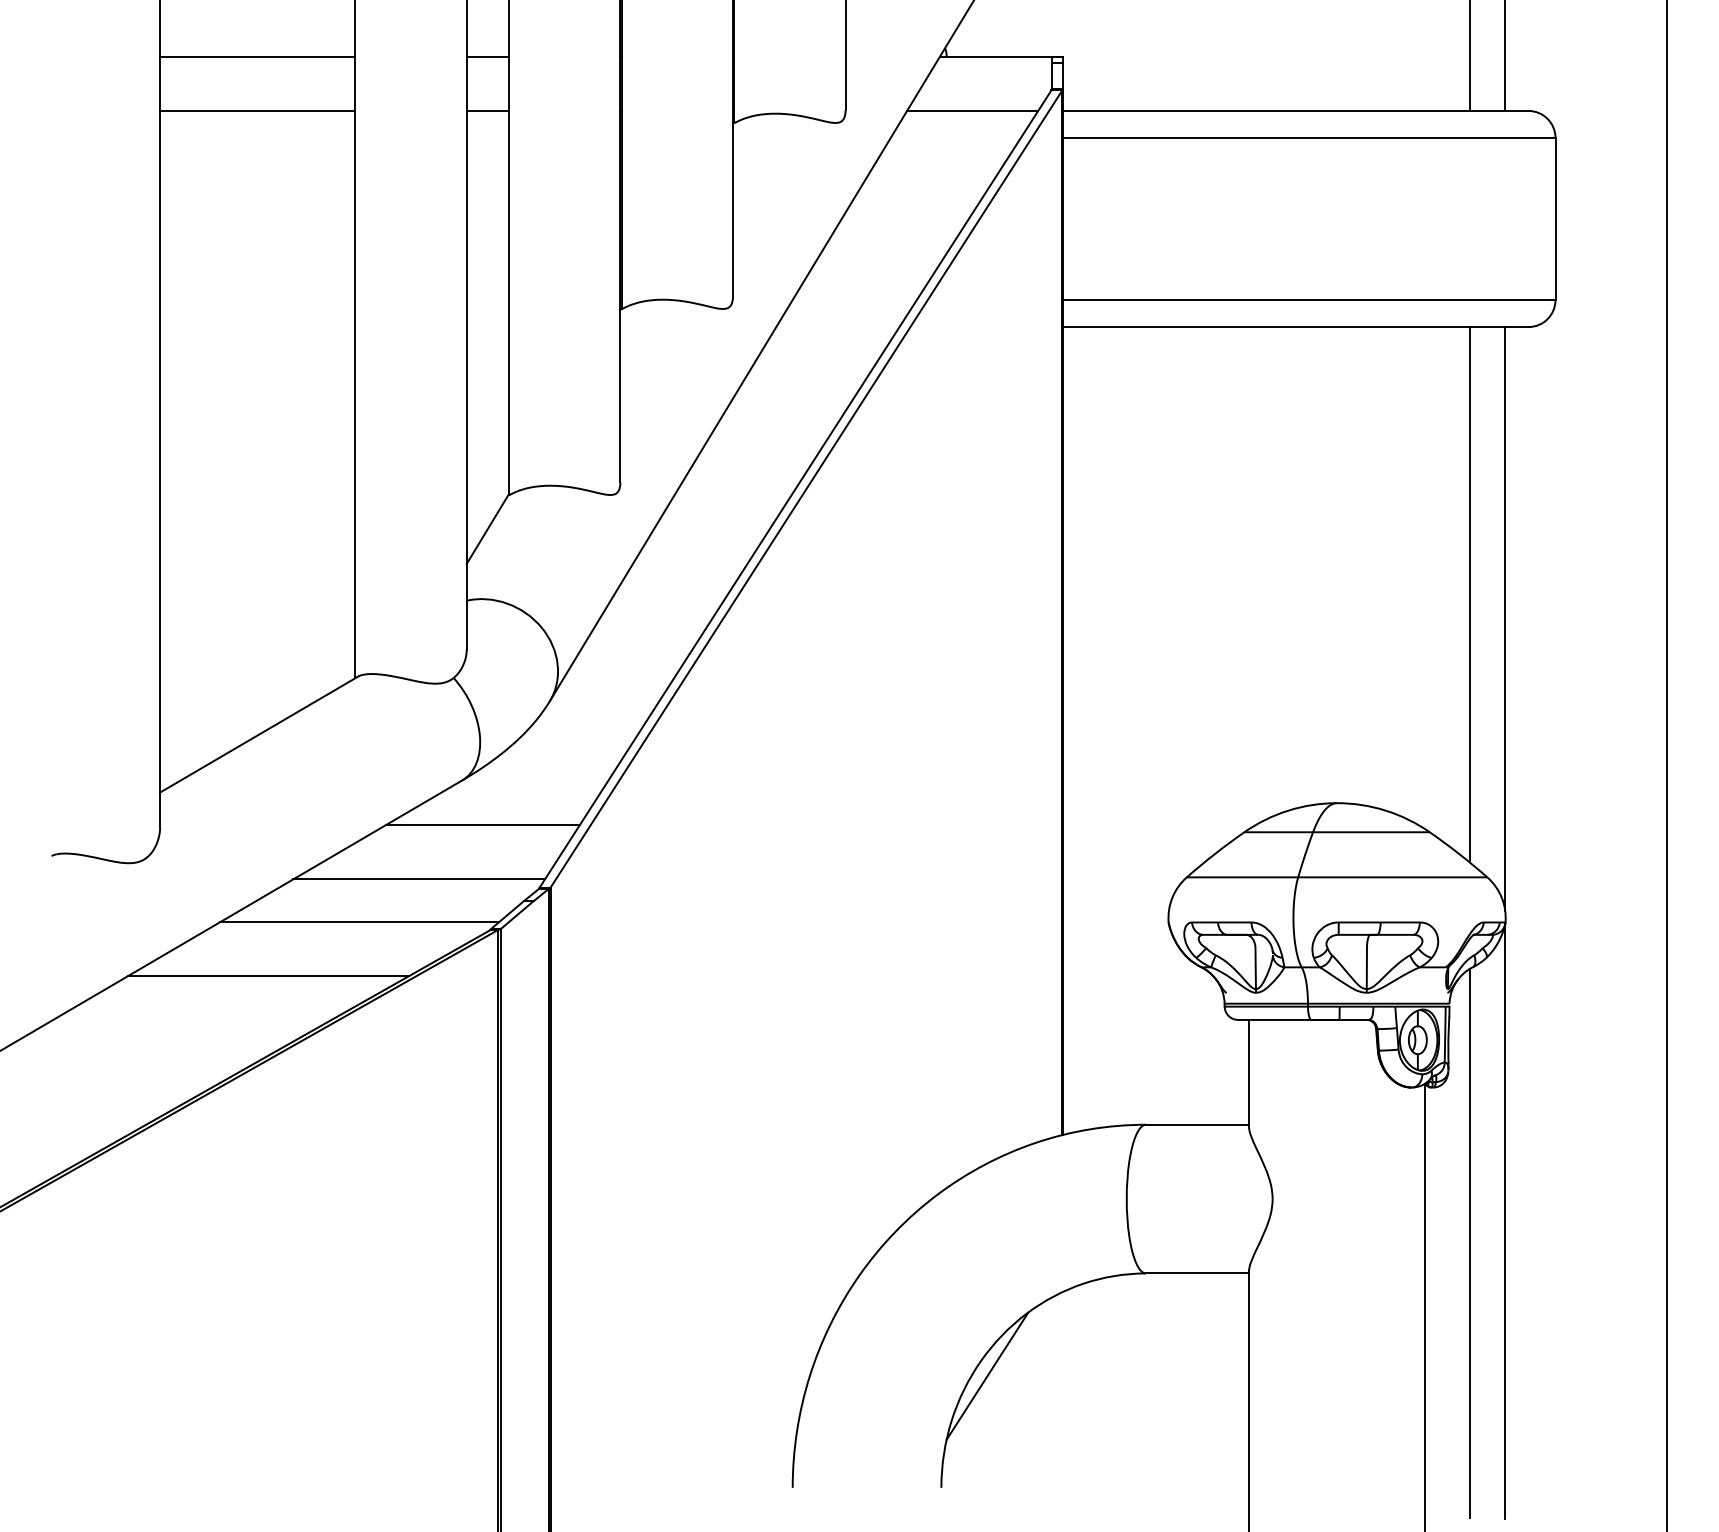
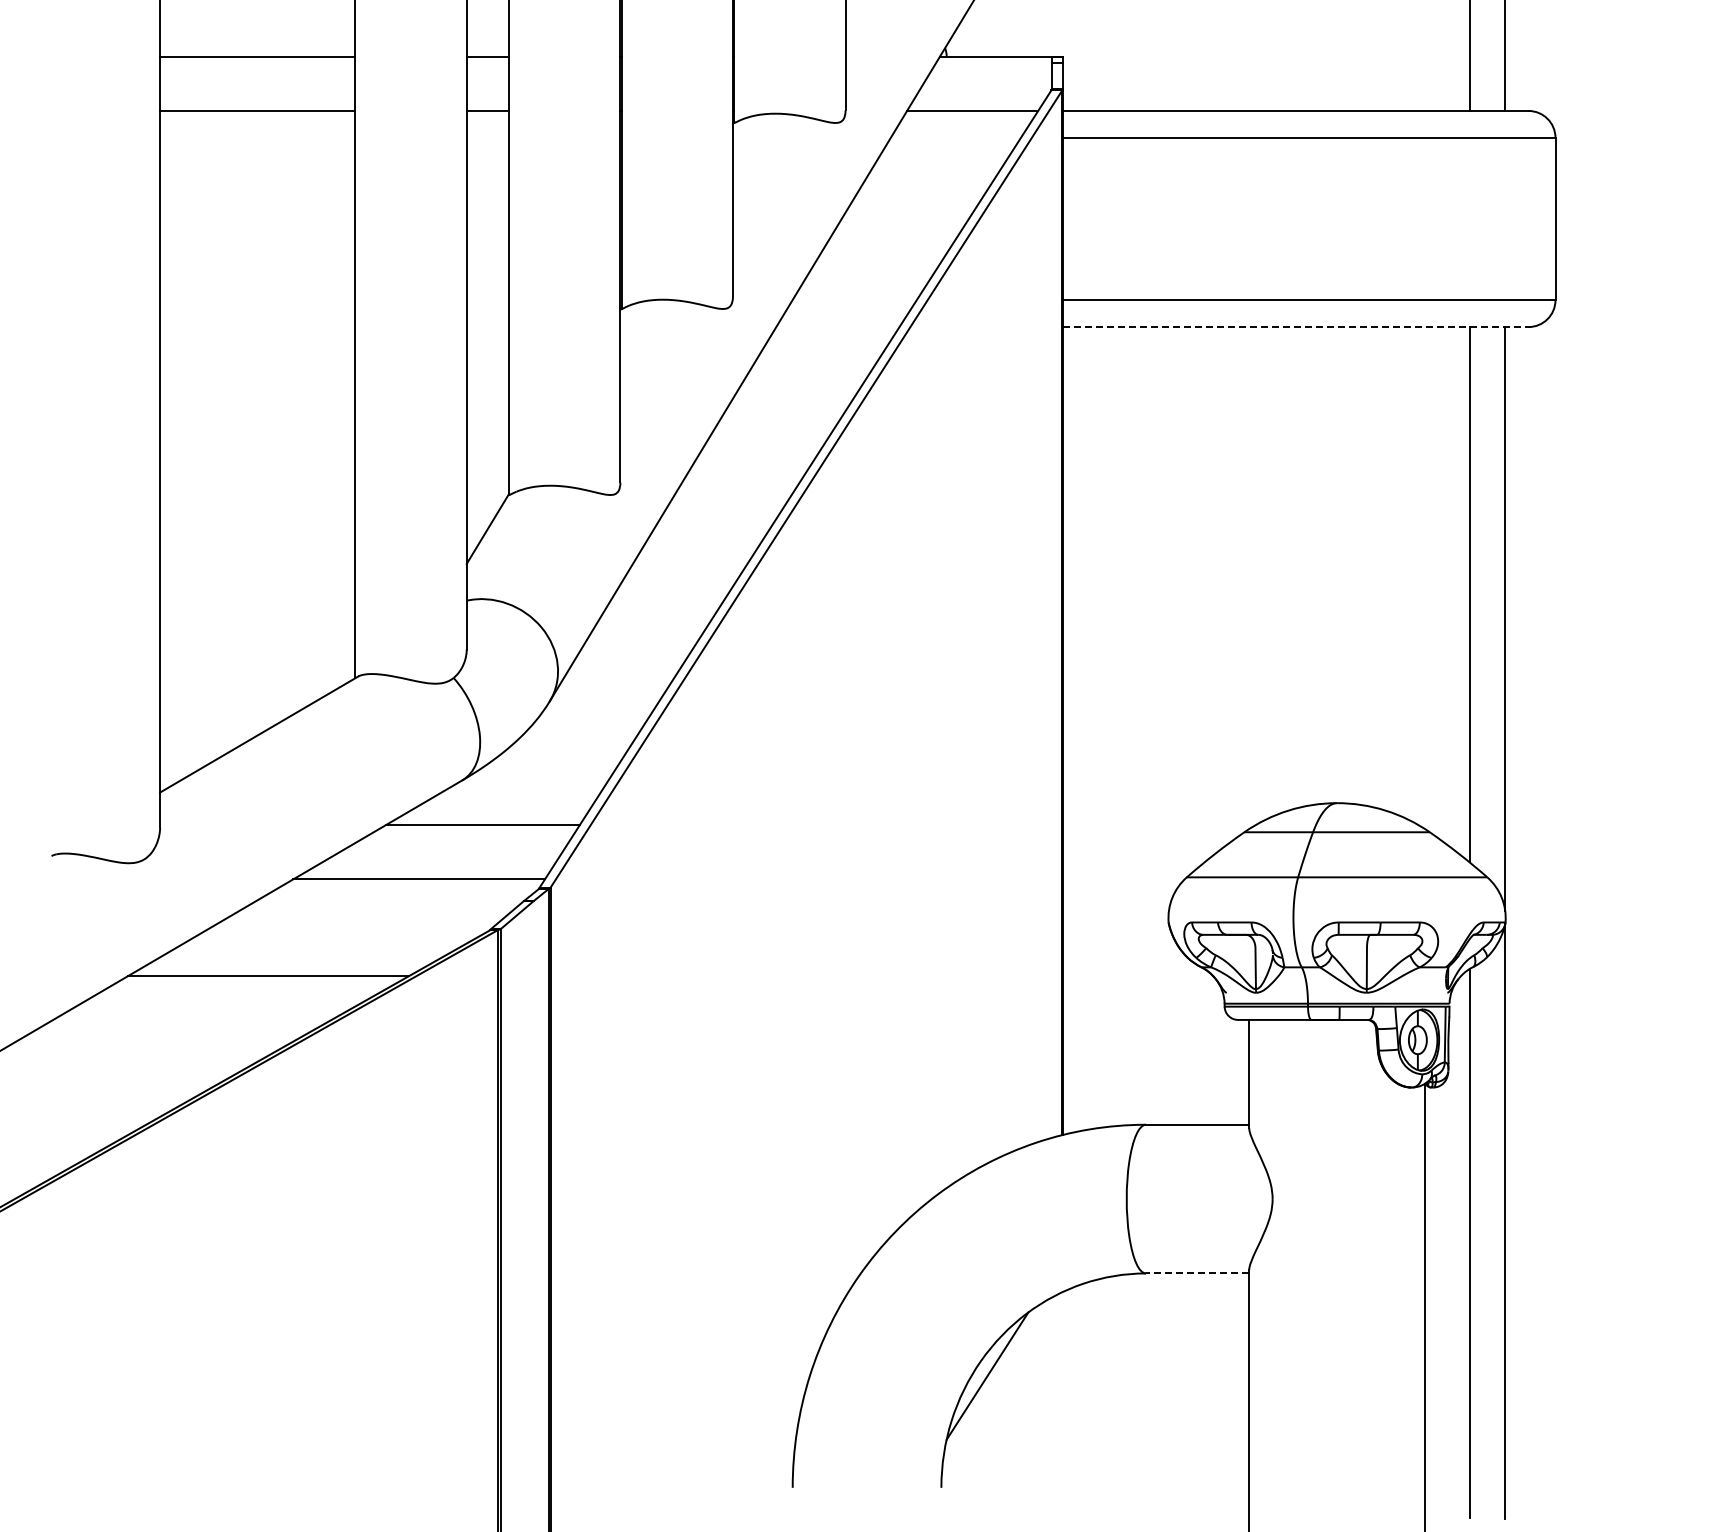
line: solid -> dashed (1295, 327)
line: present -> none (1667, 765)
line: present -> none (359, 922)
line: solid -> dashed (1197, 1273)
